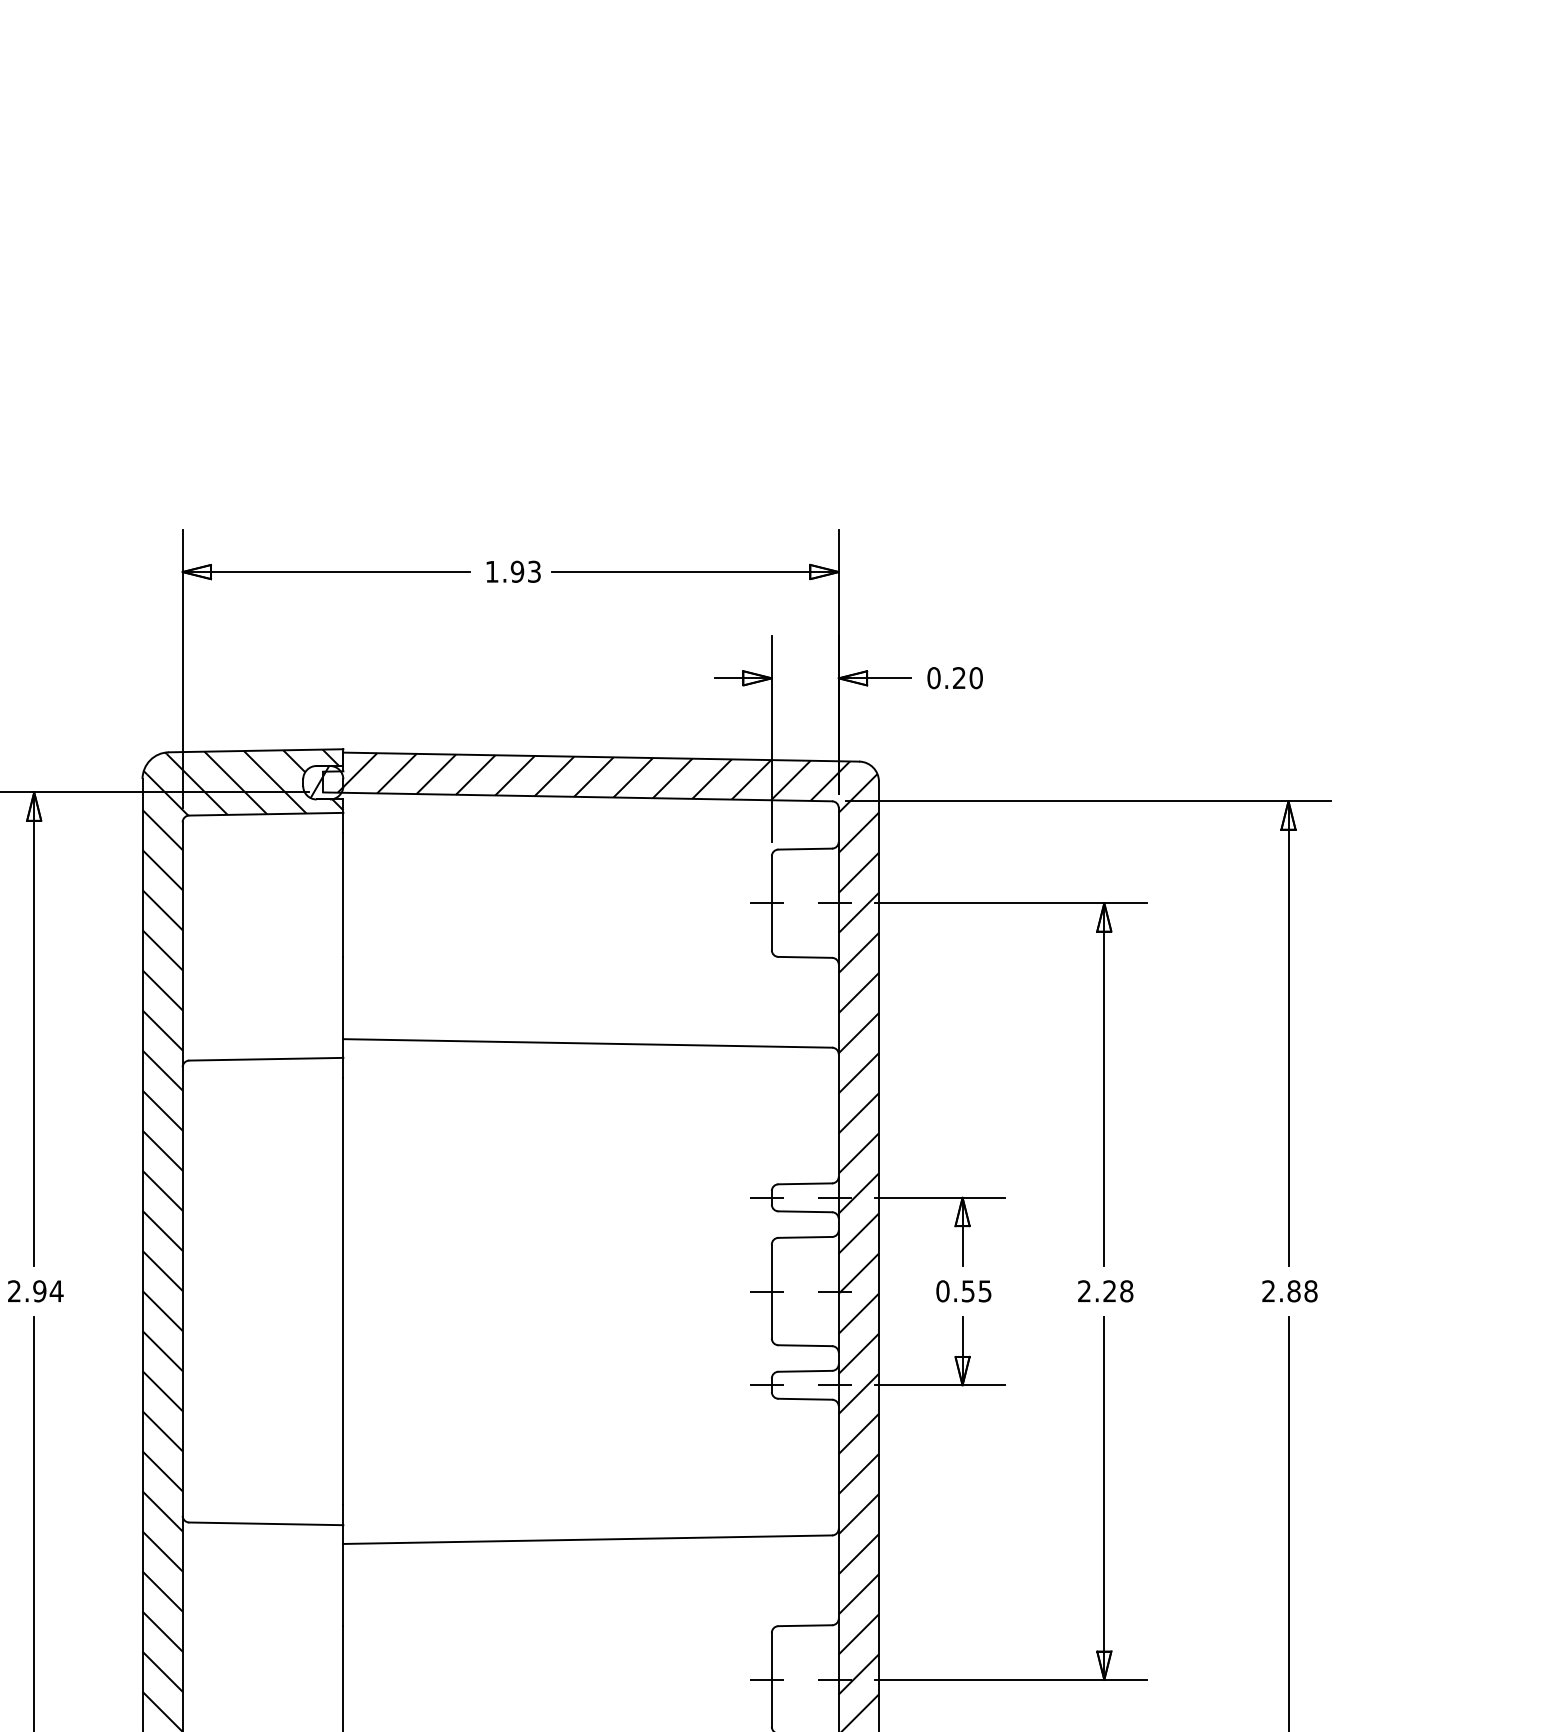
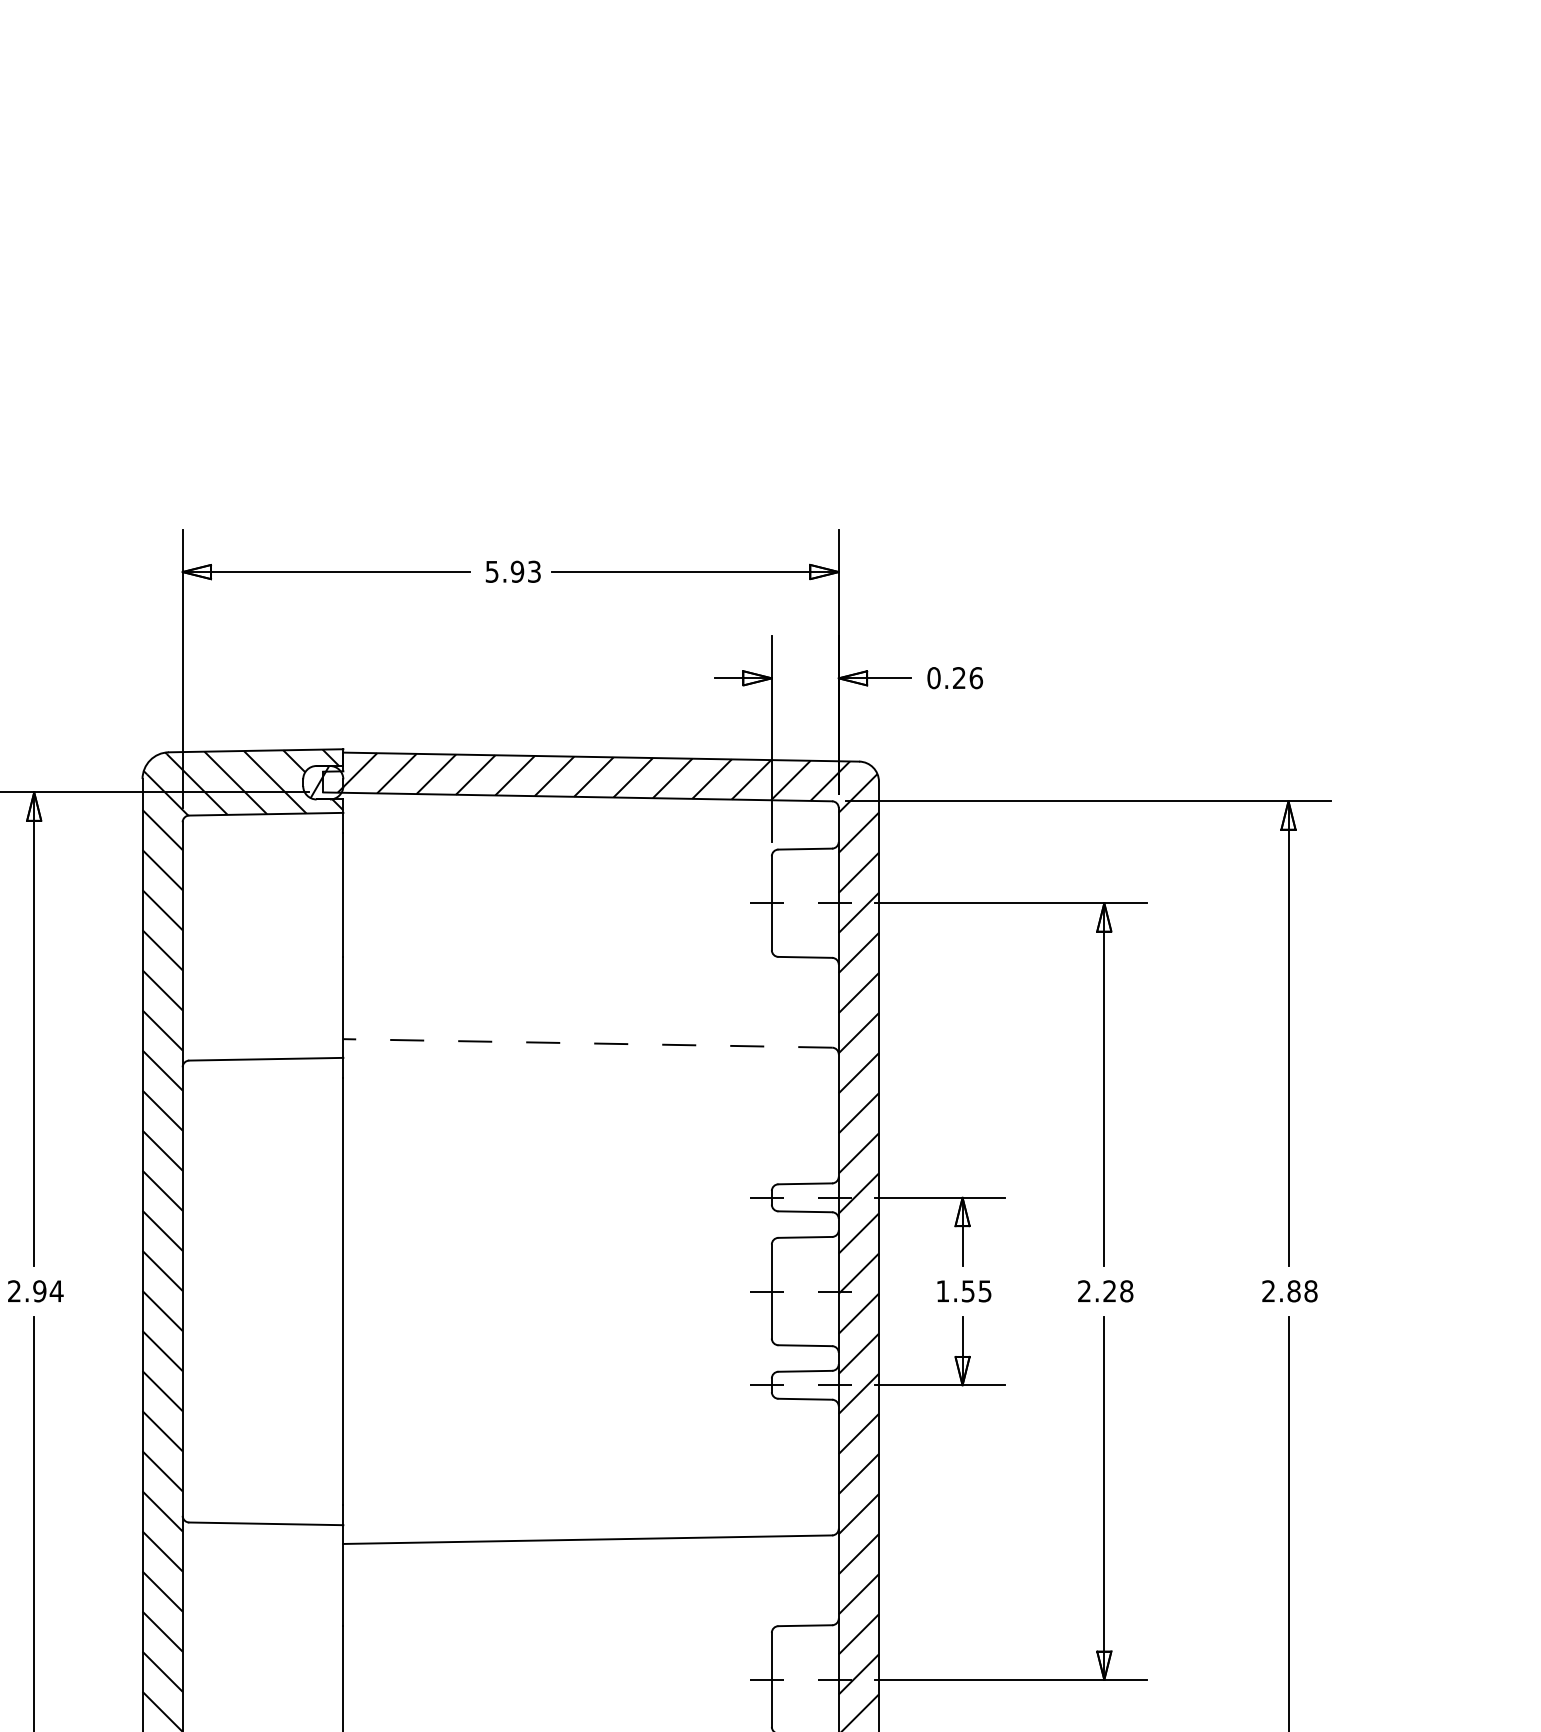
text: 1.93 -> 5.93 (491, 571)
text: 0.20 -> 0.26 (976, 677)
line: solid -> dashed (587, 1043)
text: 0.55 -> 1.55 (942, 1291)
